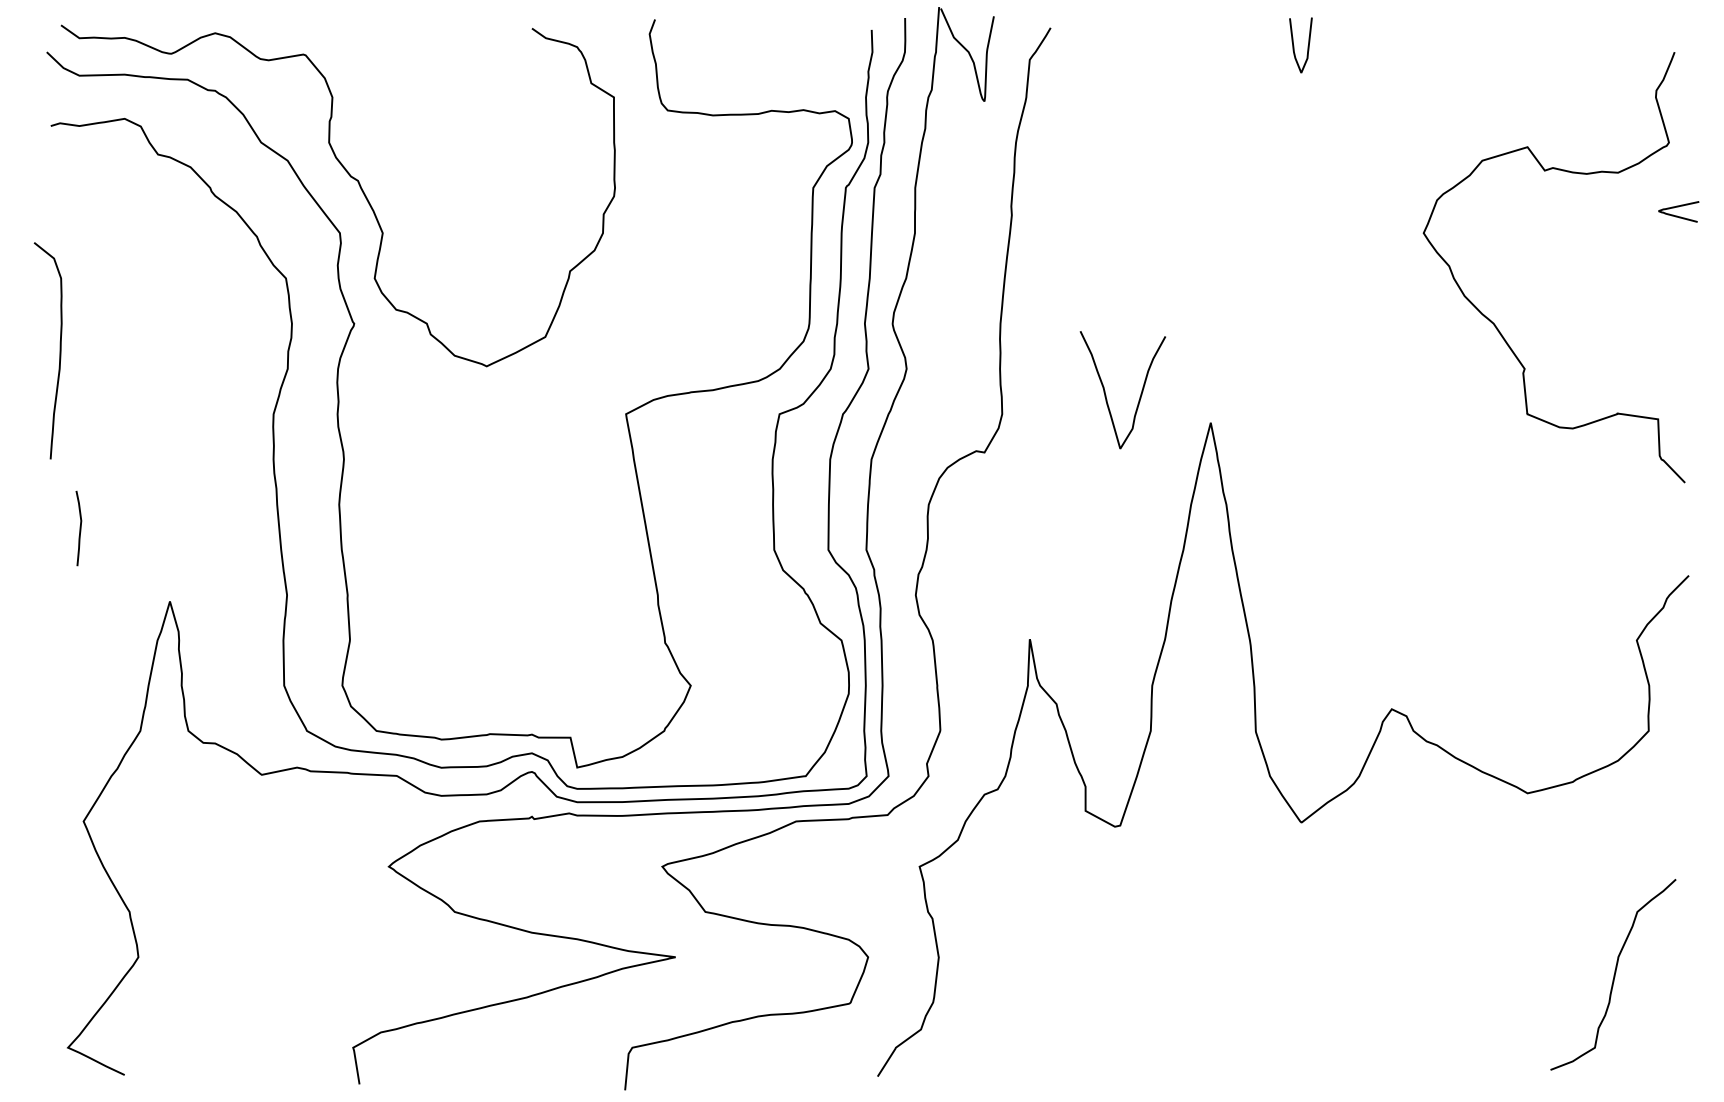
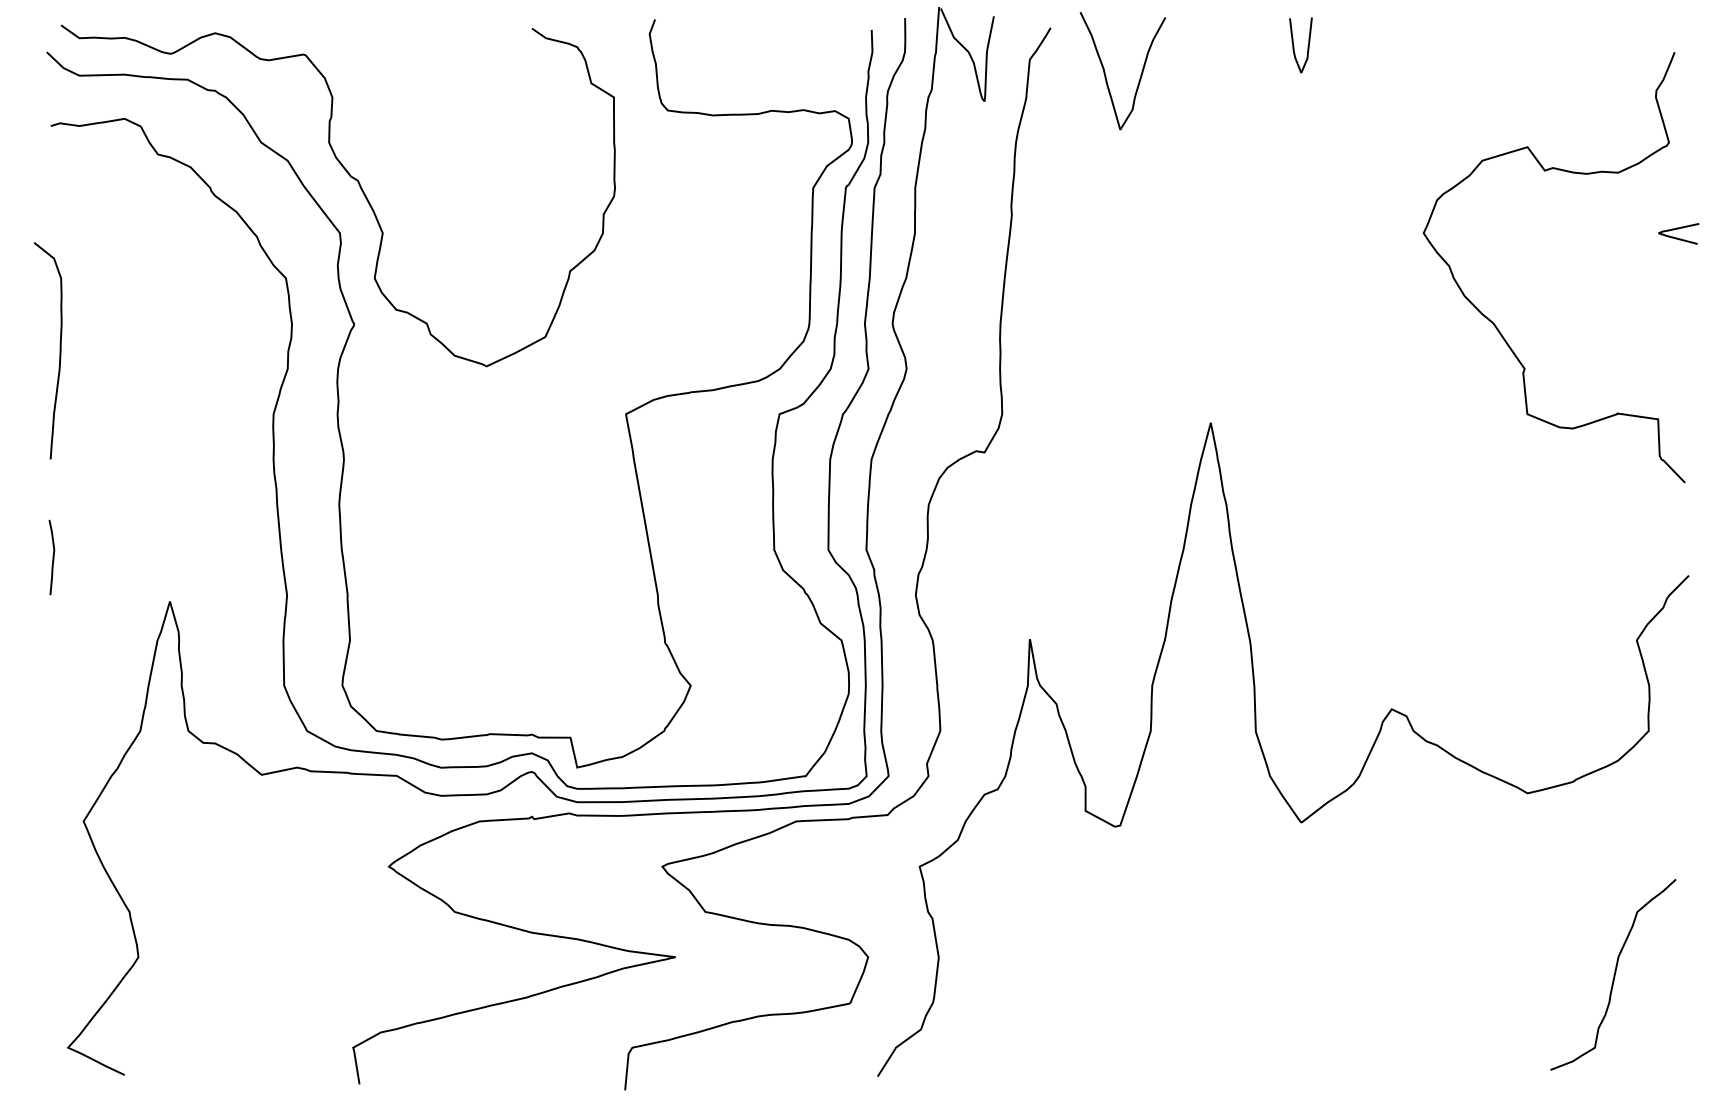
curve position: (1678, 207) -> (1678, 229) (1678, 229)
curve position: (1106, 395) -> (1106, 76) (1106, 76)
curve position: (79, 528) -> (52, 557) (52, 557)
